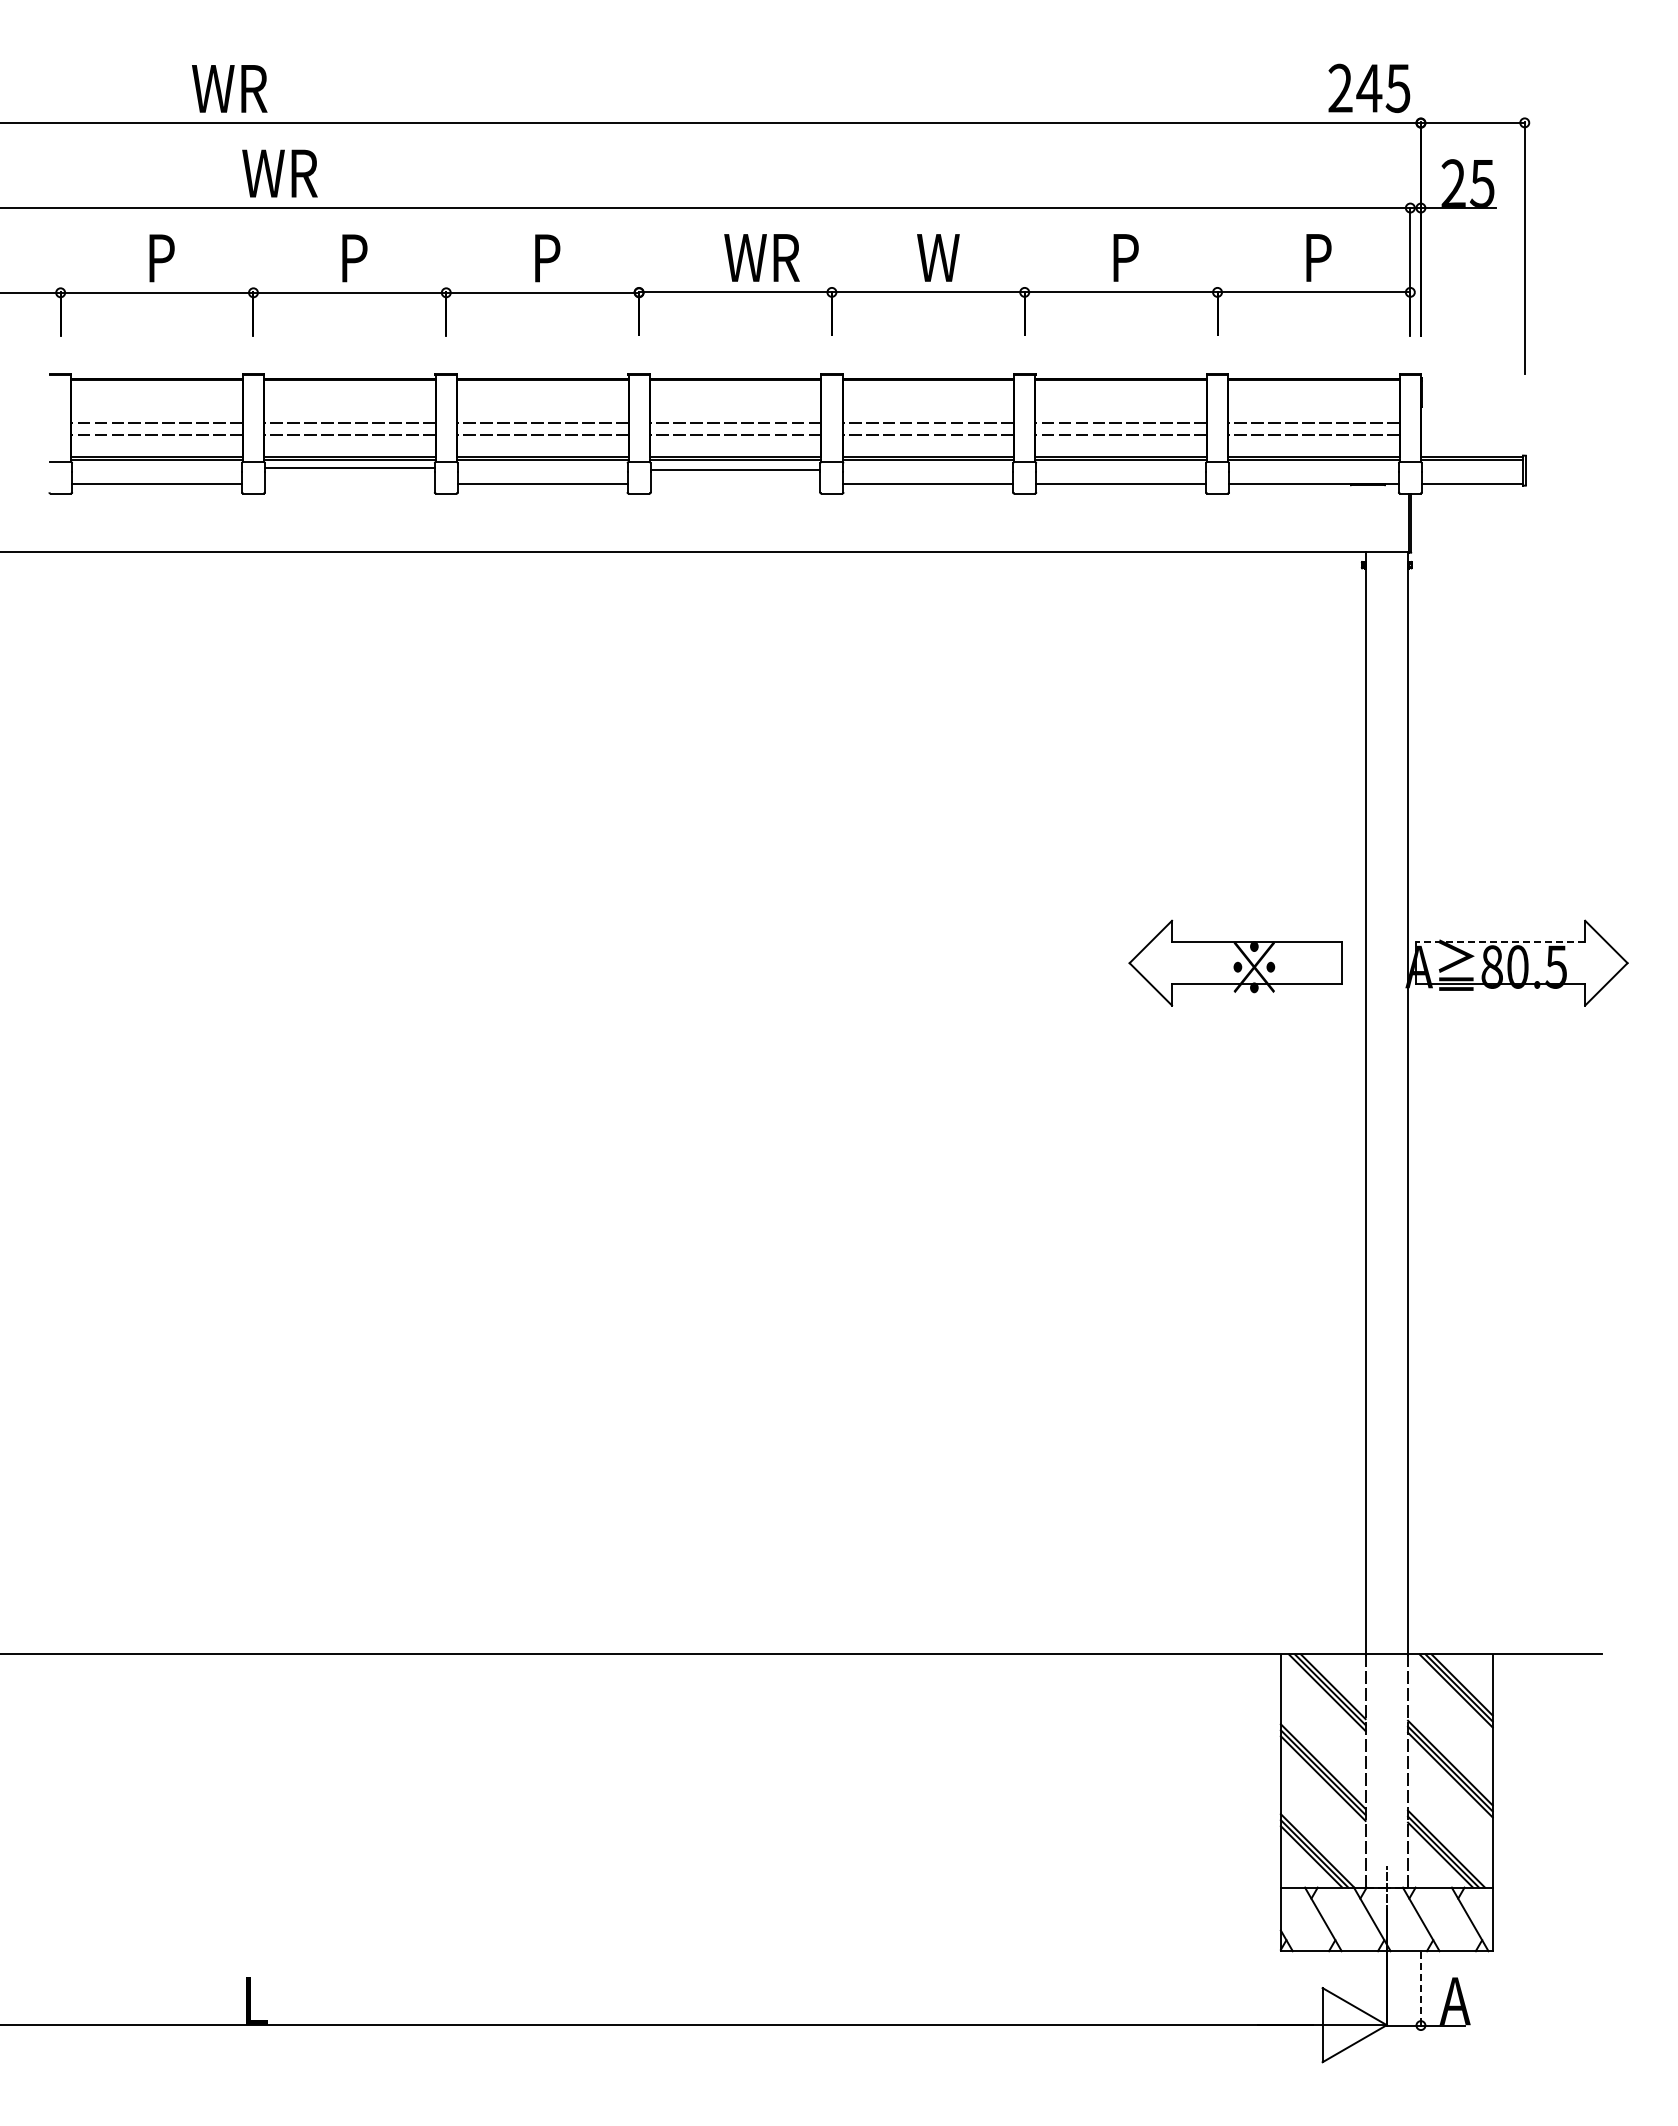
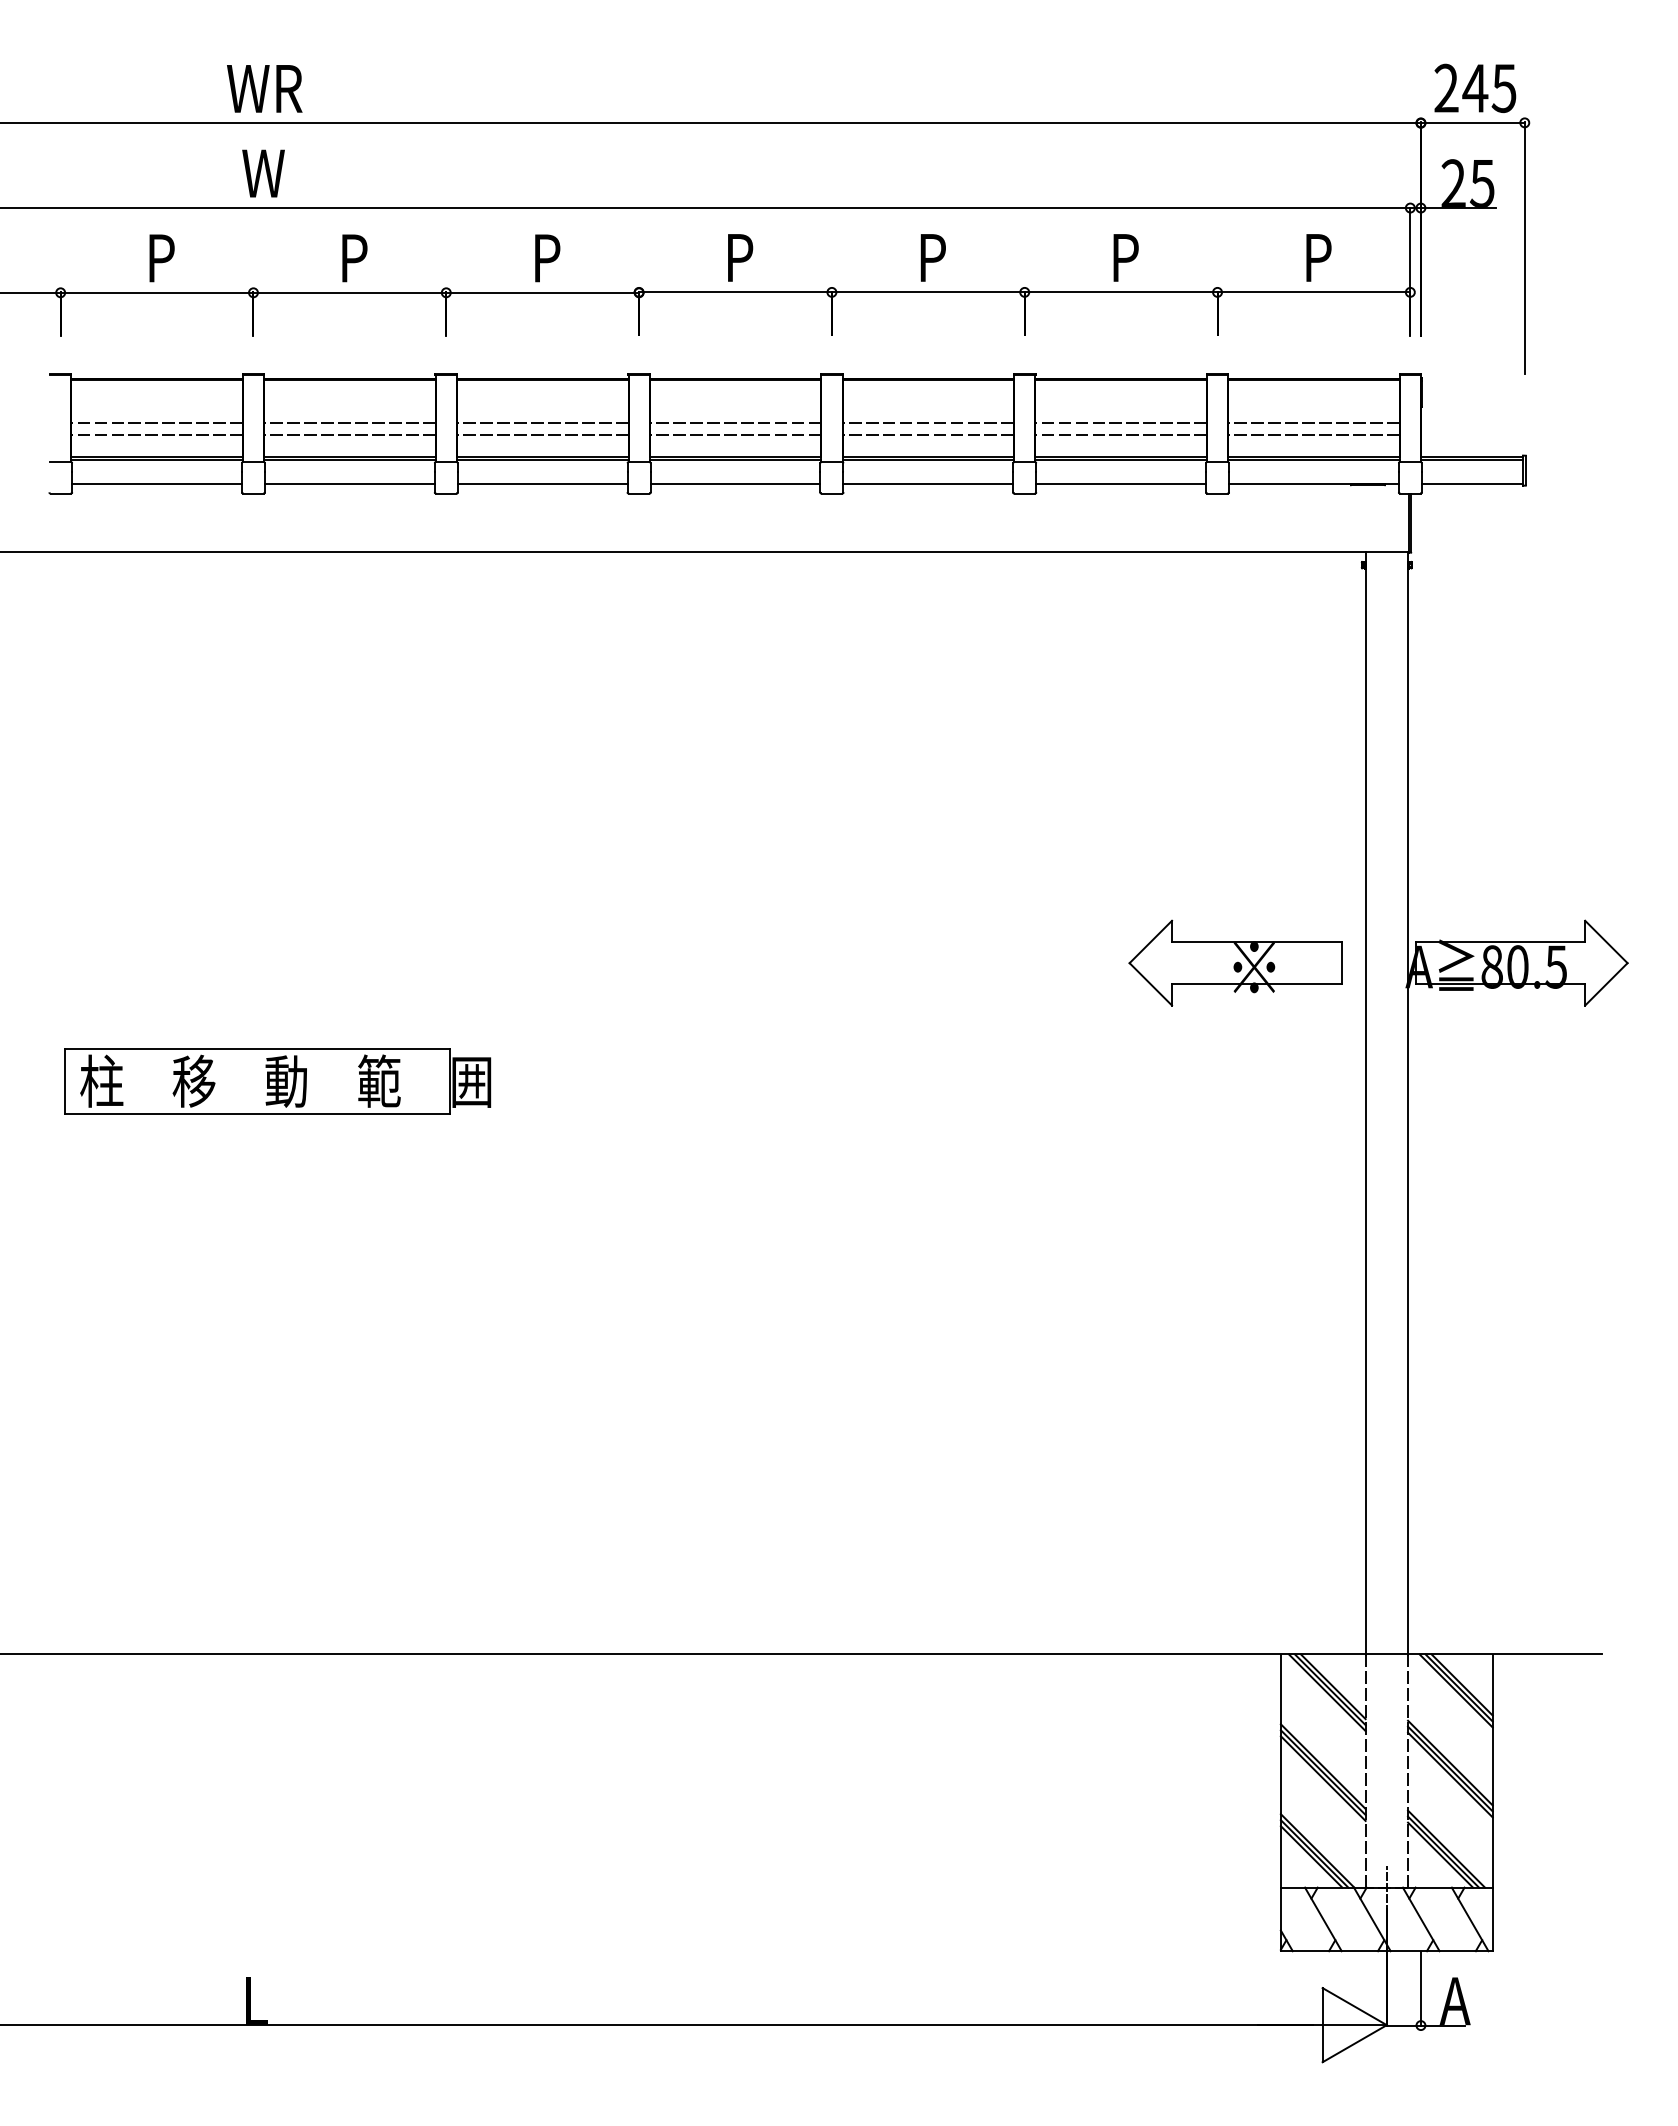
text position: (1369, 87) -> (1475, 87) (1475, 87)
text position: (229, 88) -> (264, 88) (264, 88)
text: WR -> W (304, 173)
text: WR -> P (761, 257)
text: W -> P (938, 257)
line position: (349, 468) -> (349, 484) (349, 484)
line position: (735, 470) -> (735, 484) (735, 484)
line: dashed -> solid (1500, 941)
part: none -> present (277, 1081)
line: dashed -> solid (1420, 1989)
